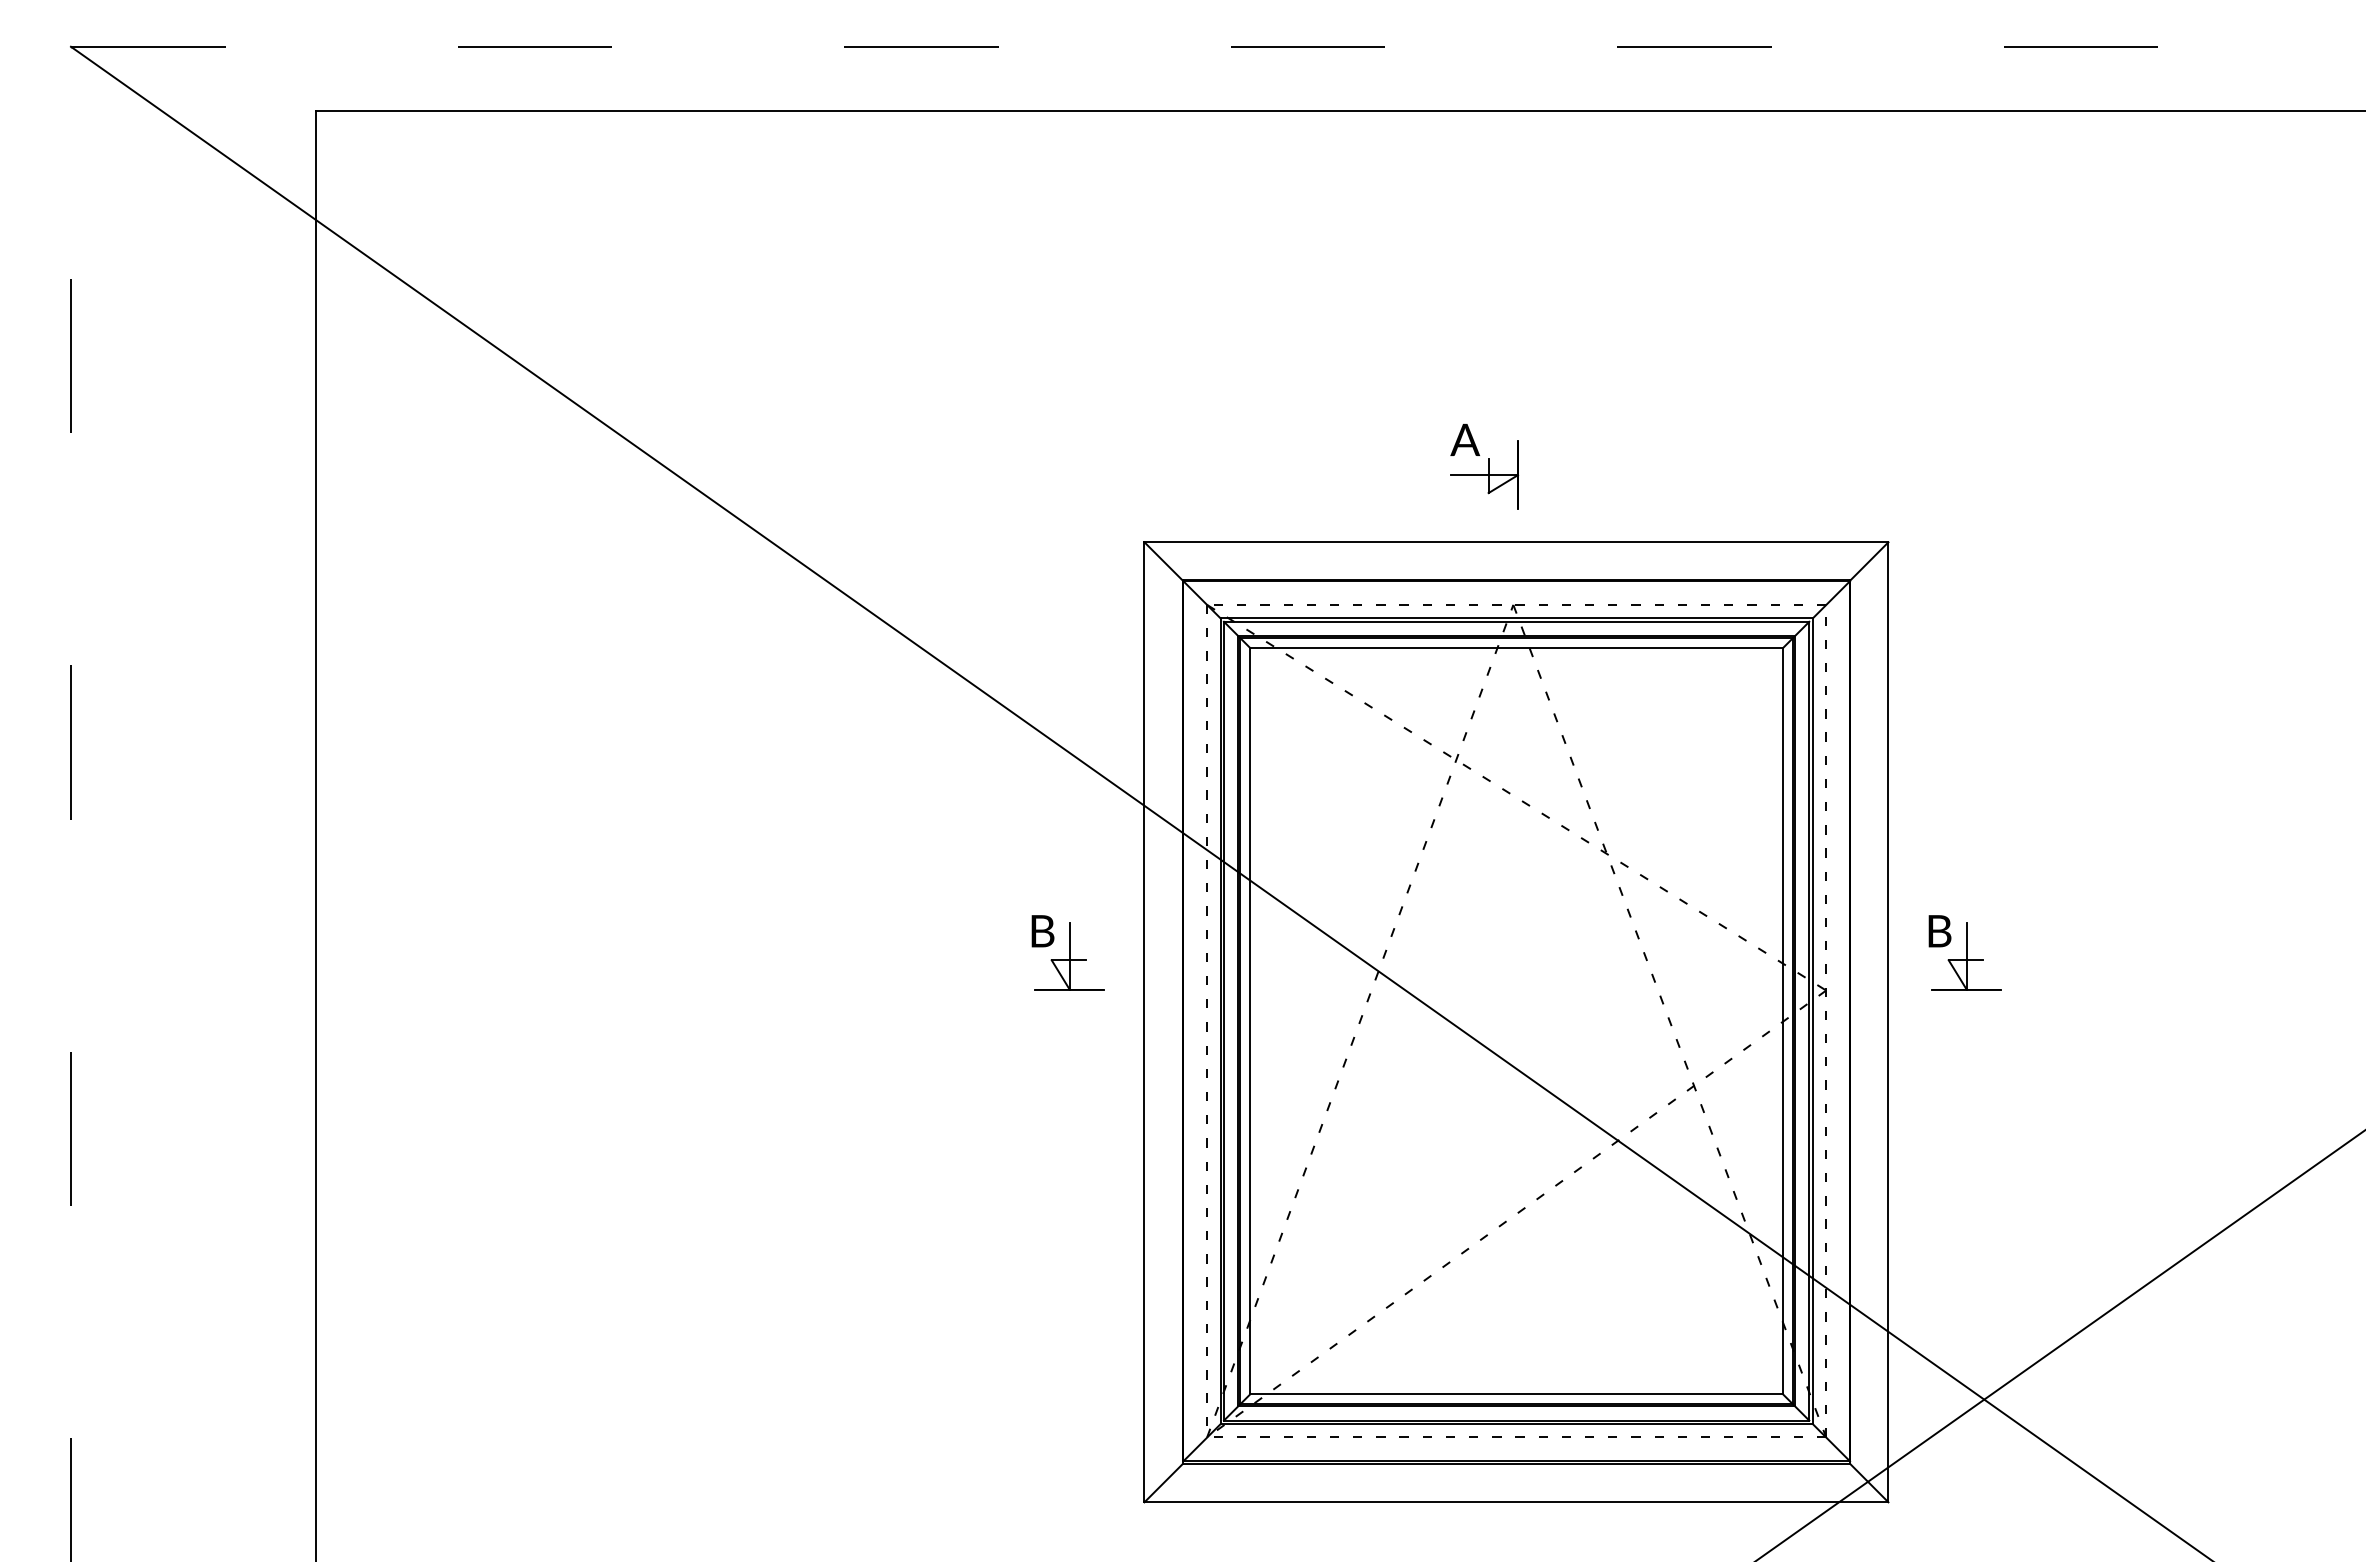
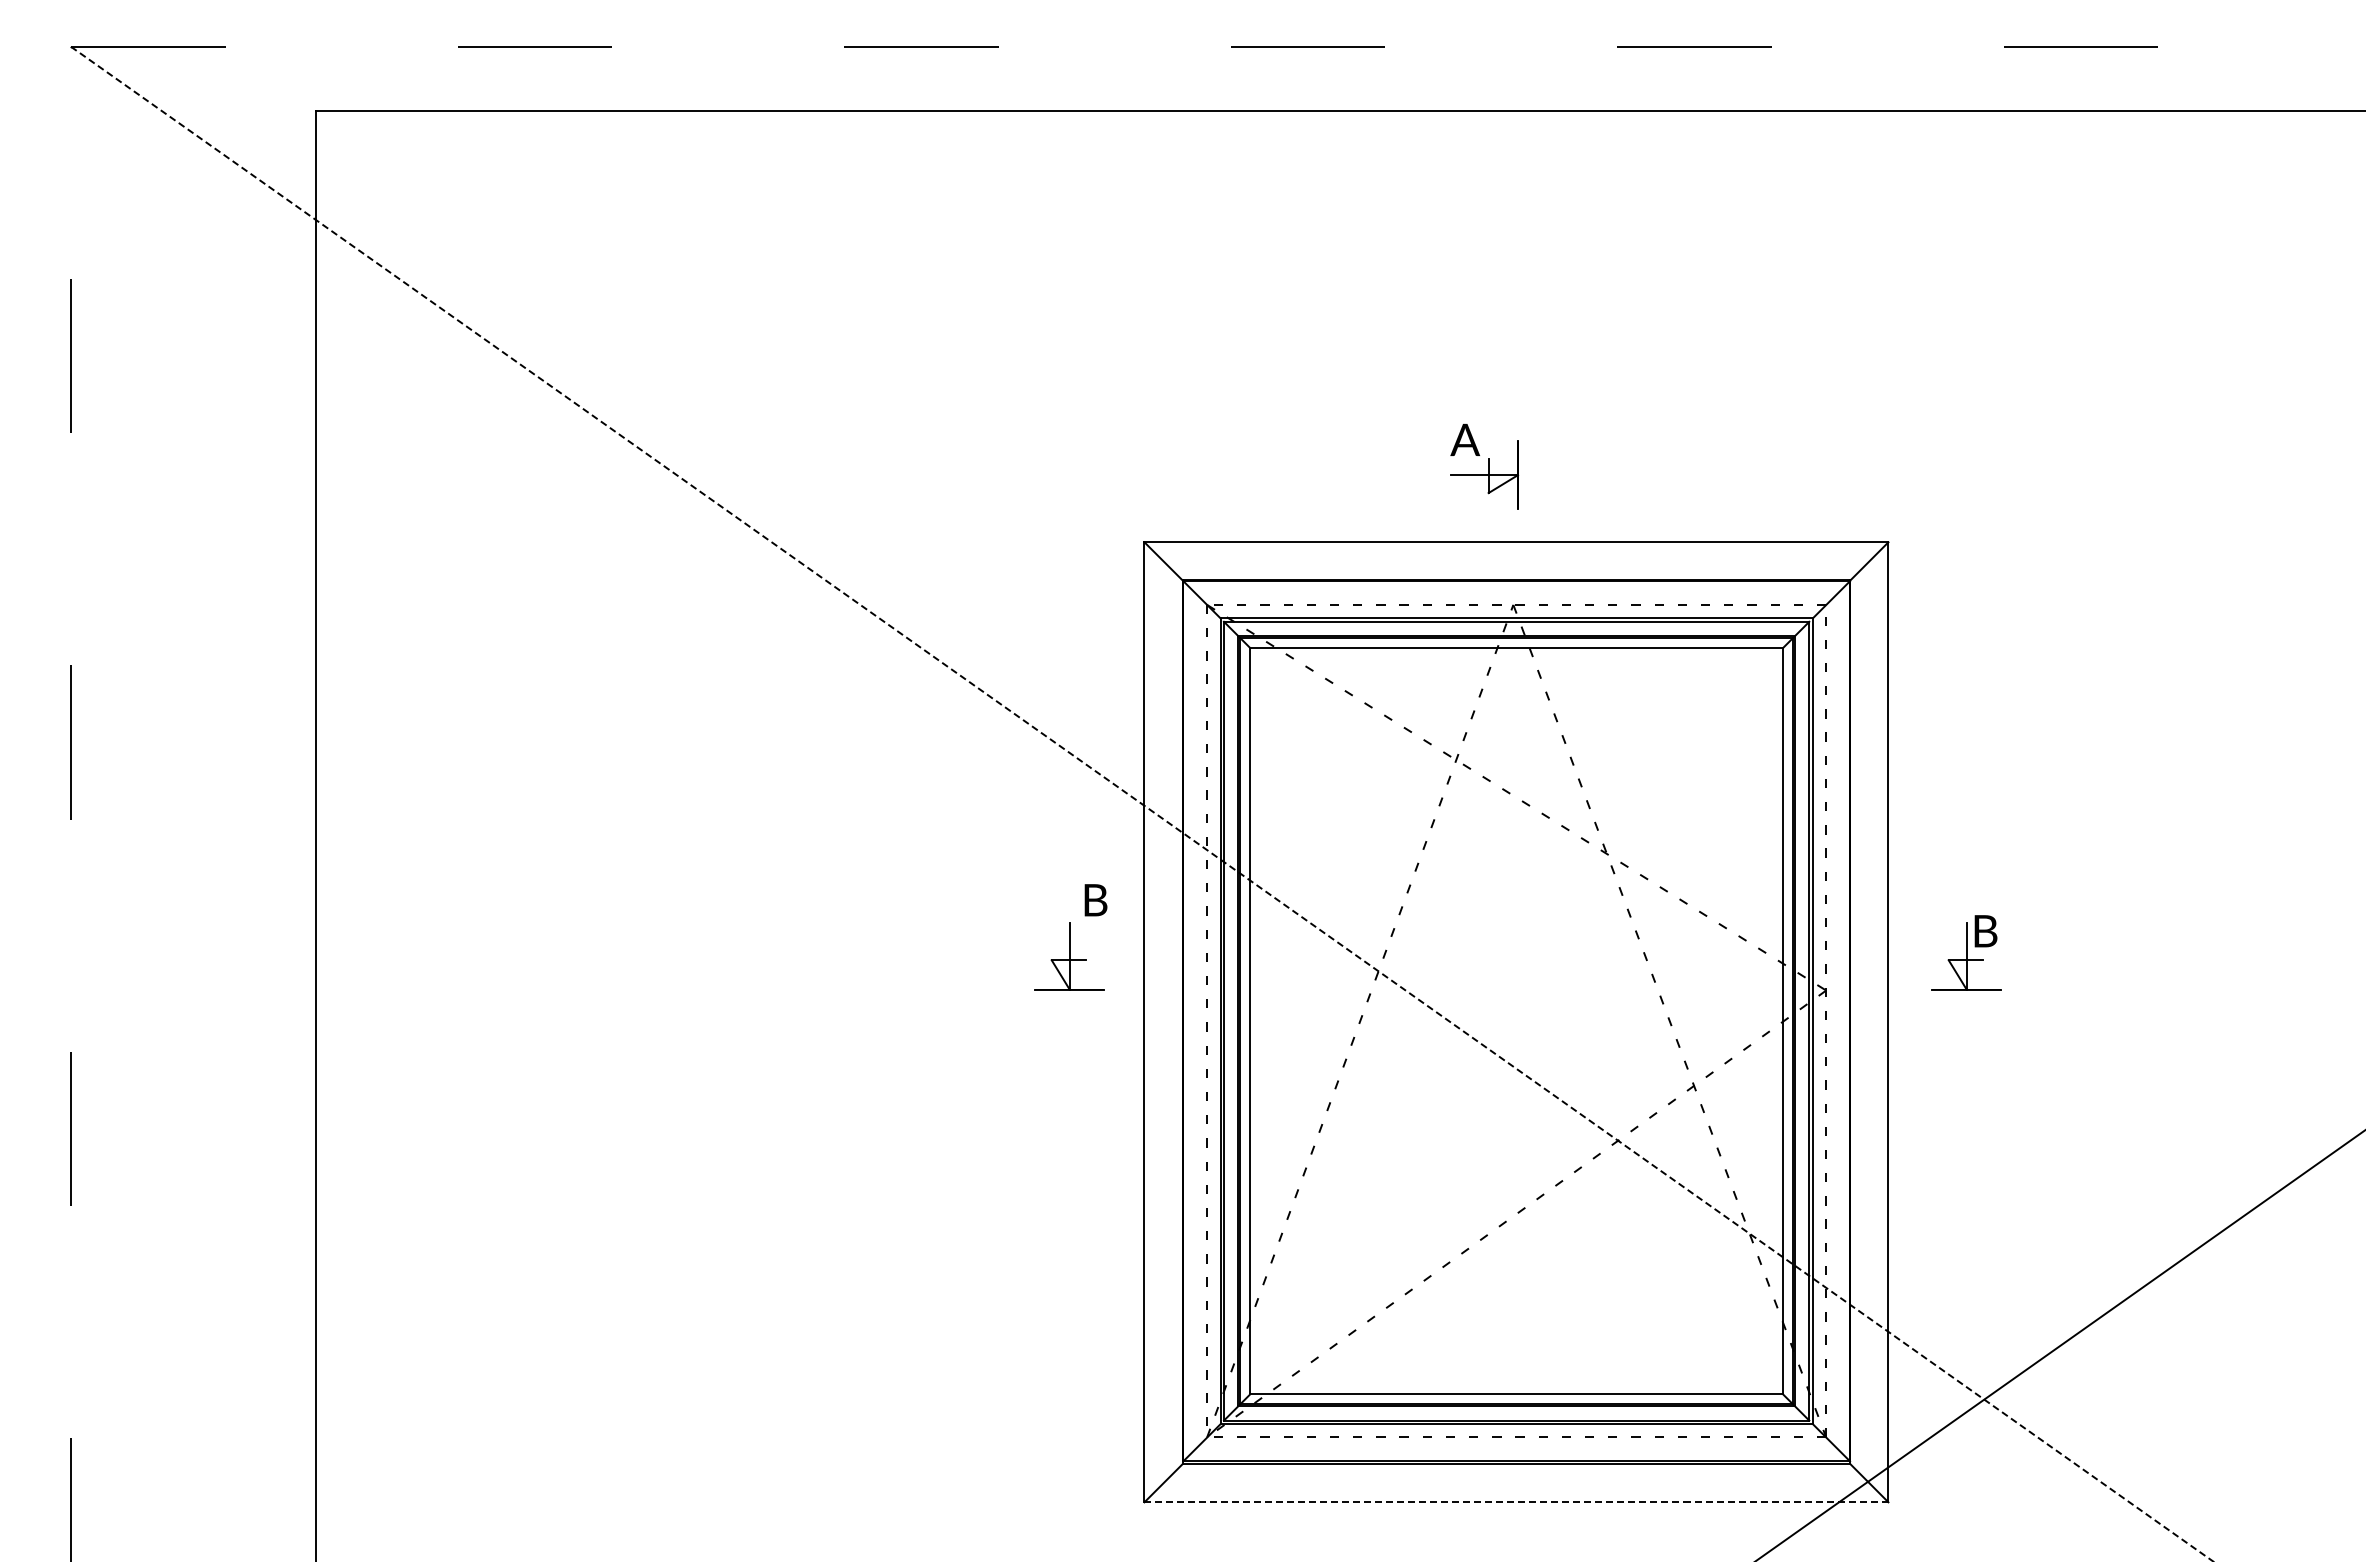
line: solid -> dashed (1142, 804)
text position: (1042, 931) -> (1095, 900) (1095, 900)
text position: (1939, 931) -> (1985, 931) (1985, 931)
line: solid -> dashed (1516, 1502)
